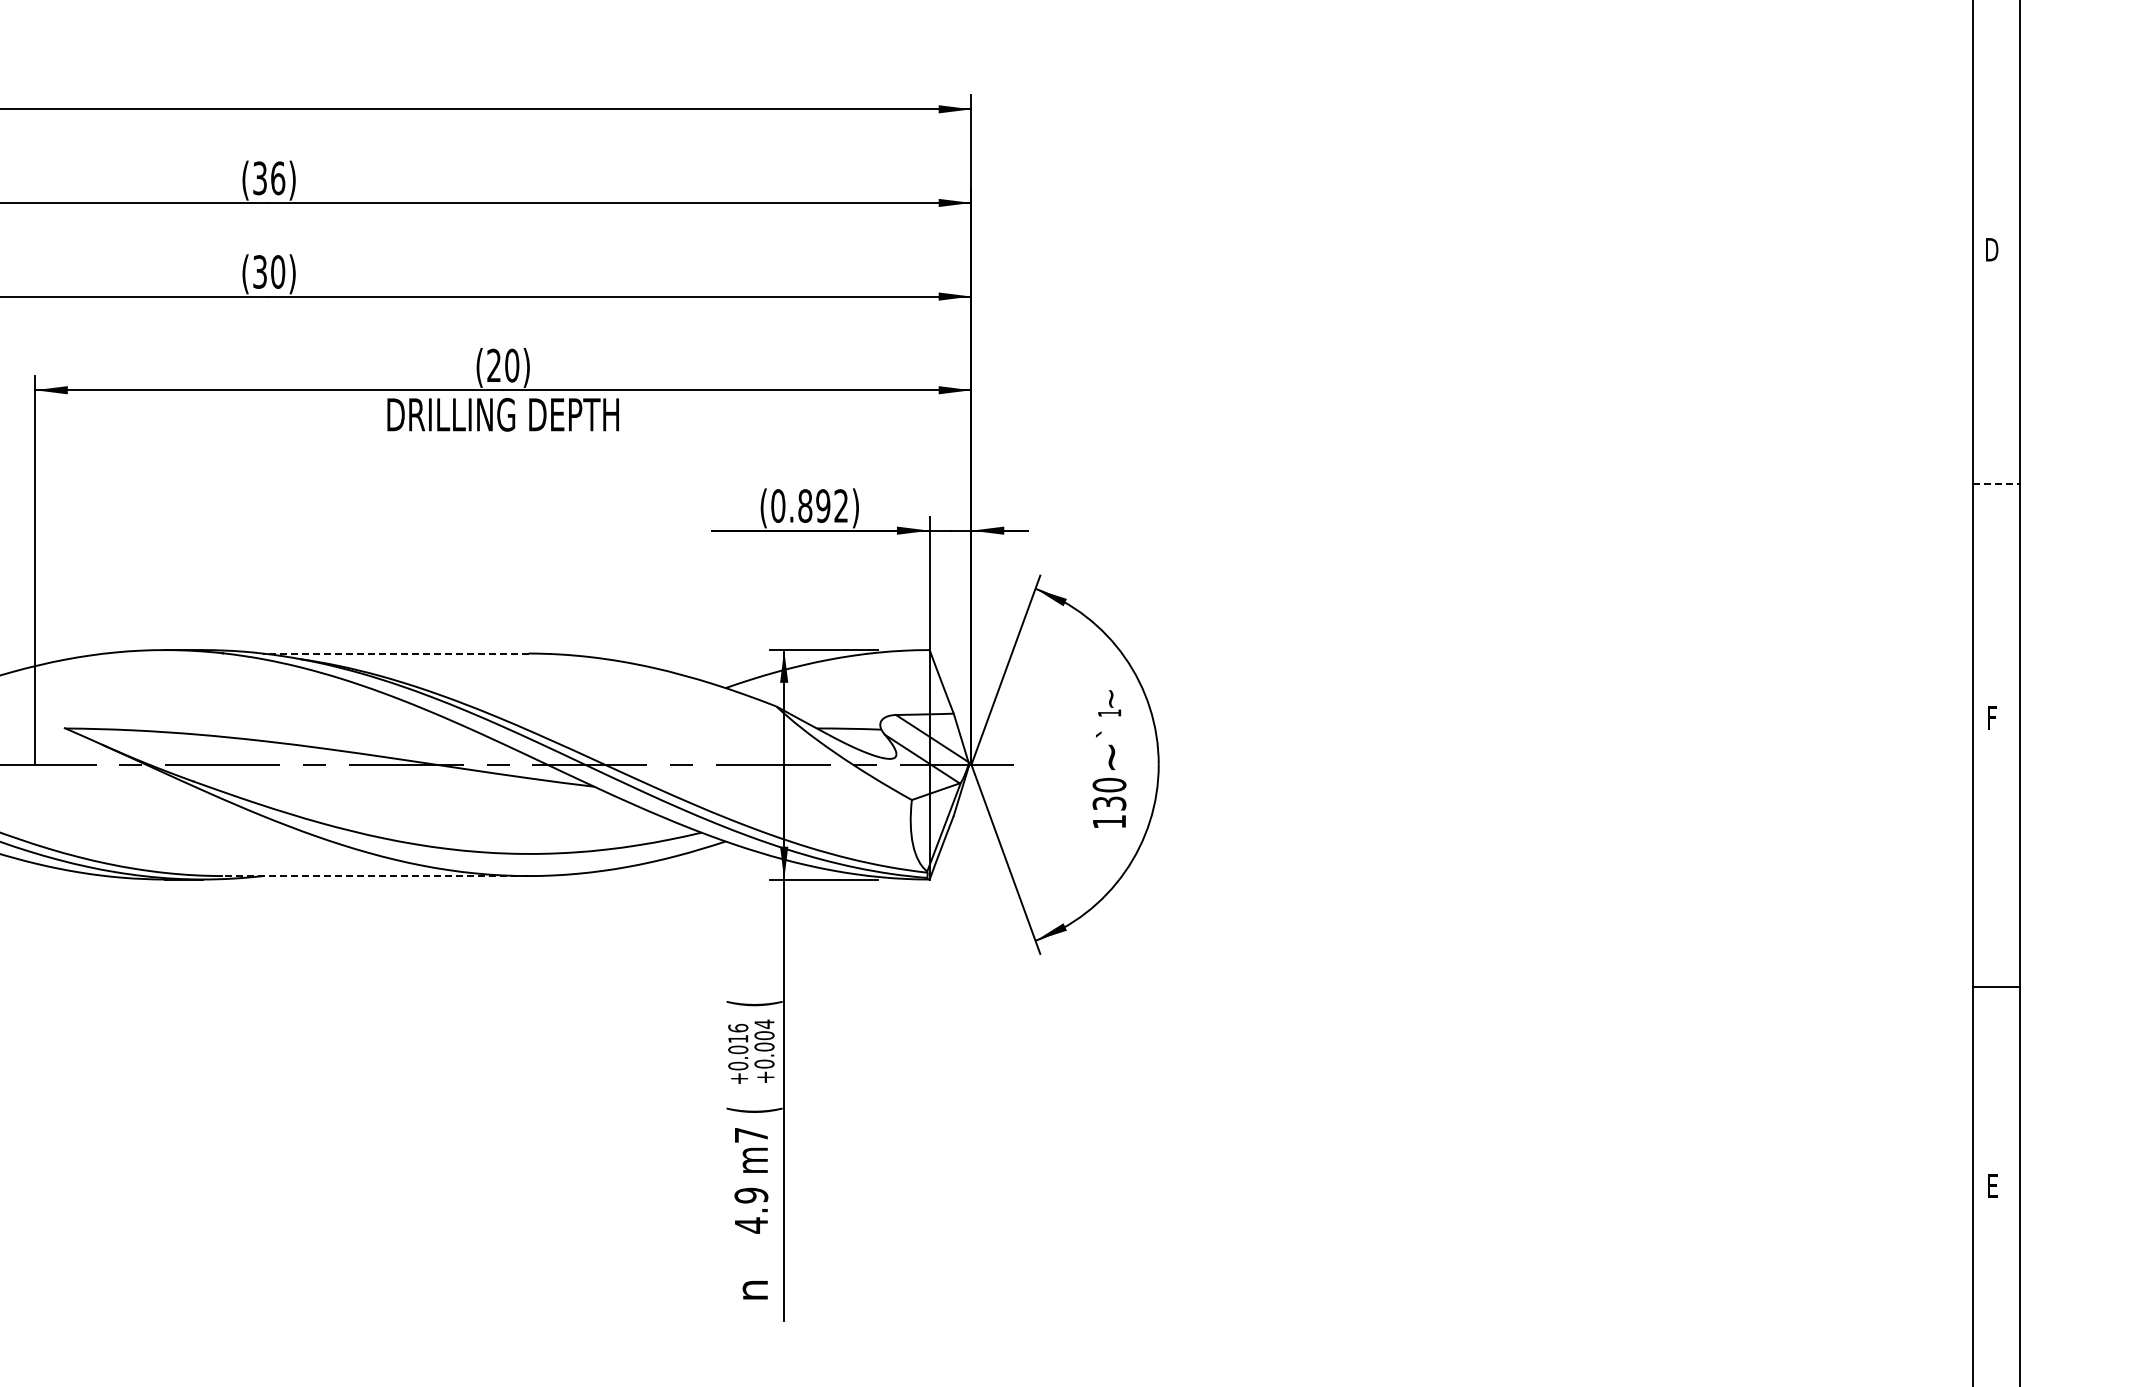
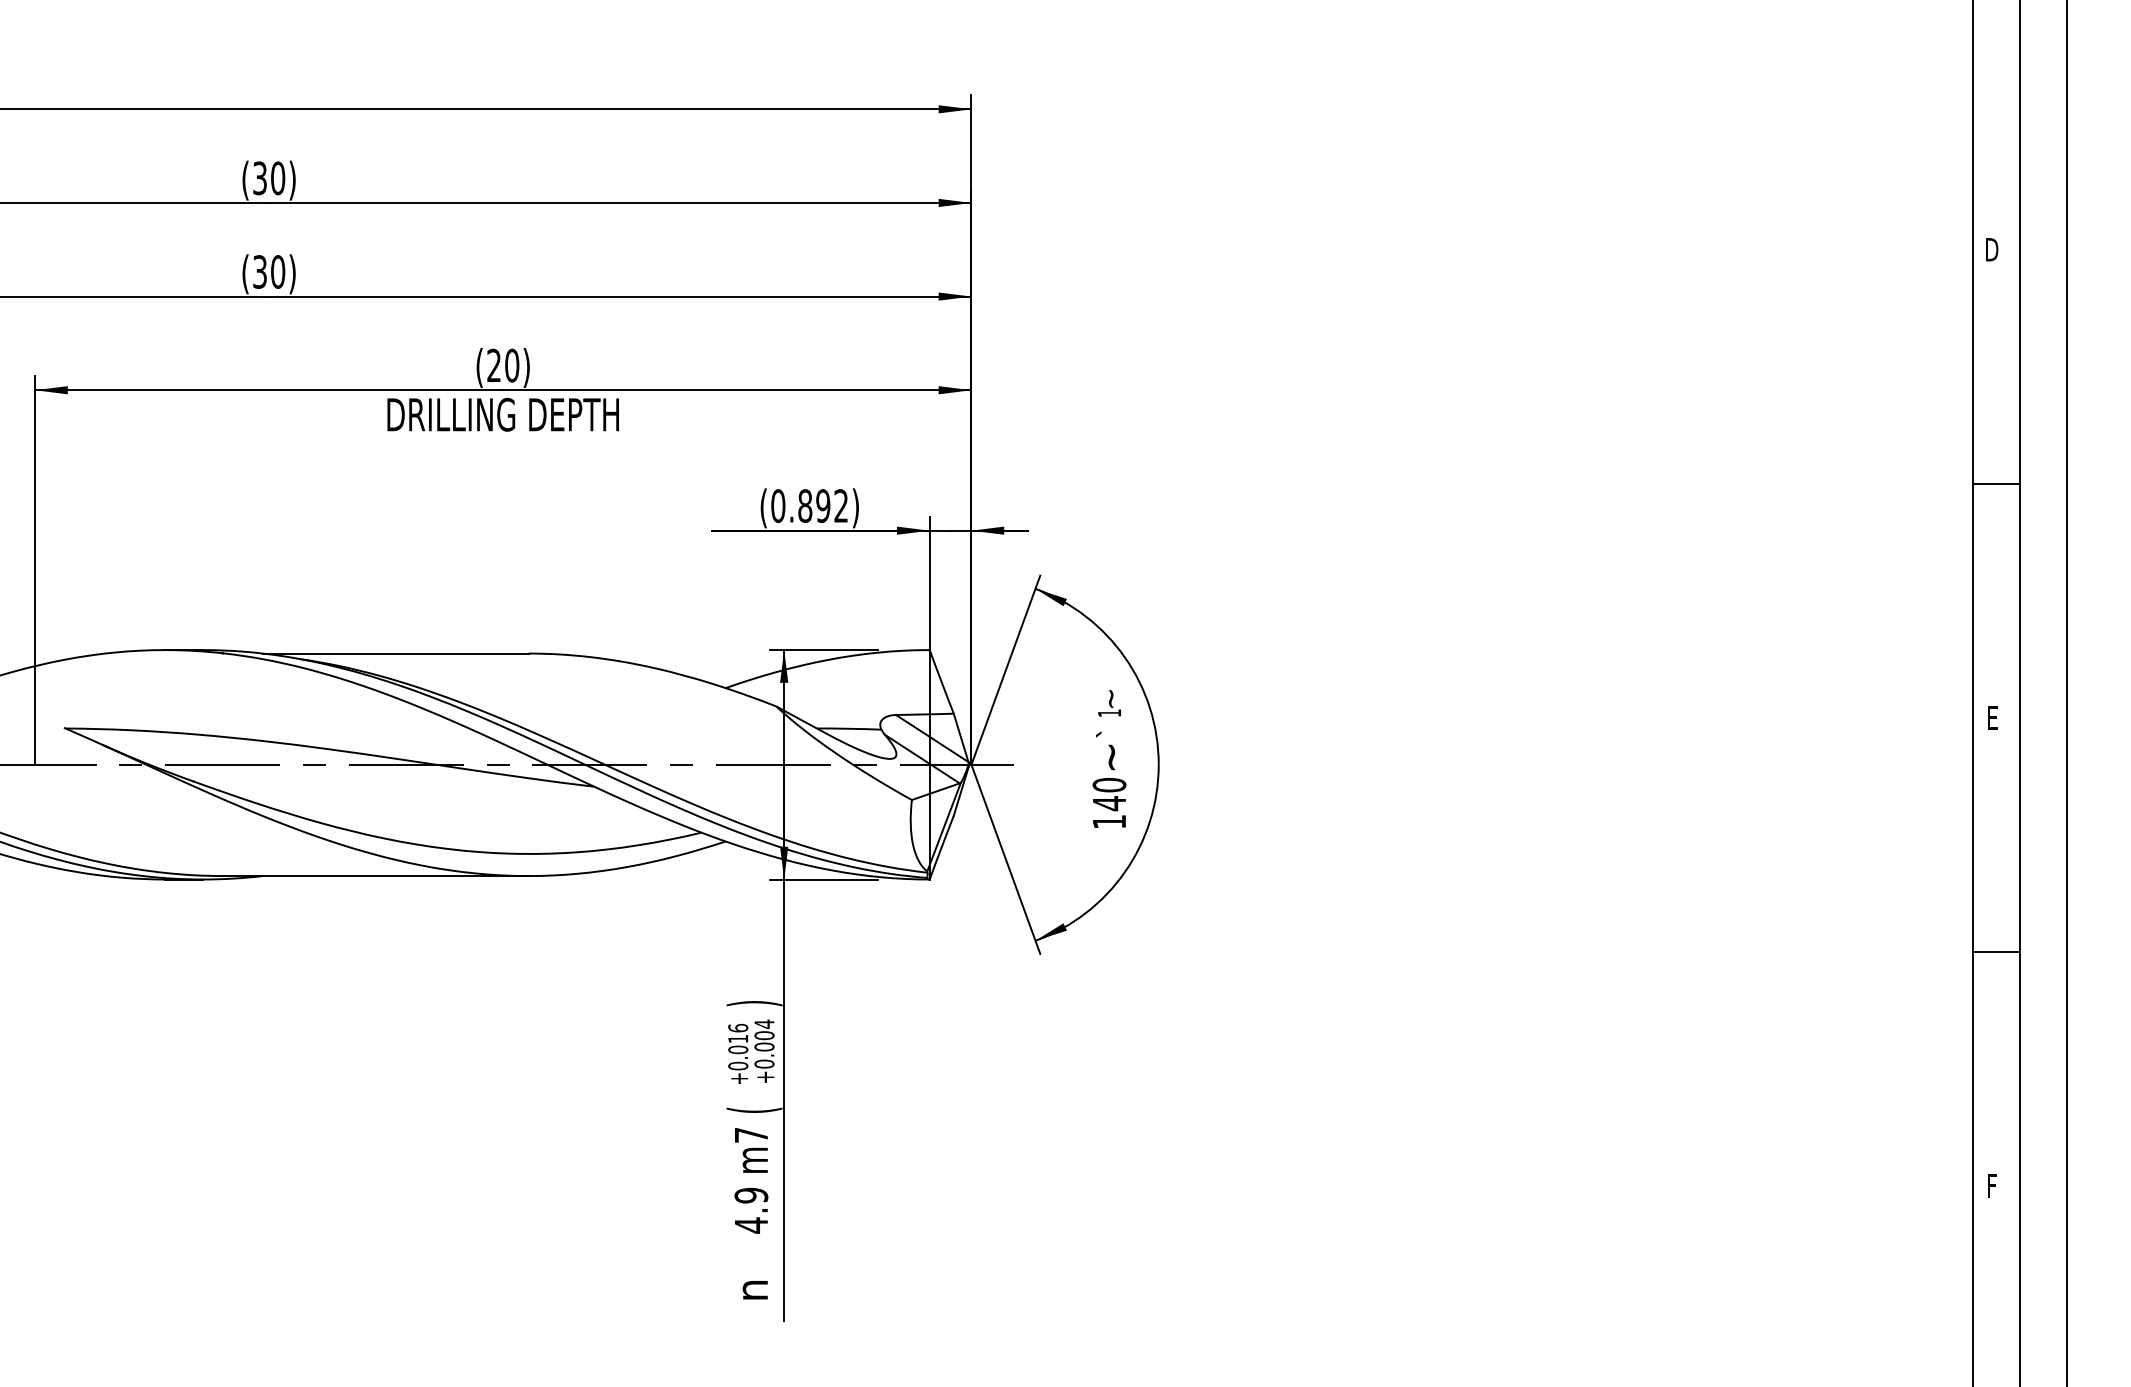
text: (36) -> (30) (278, 178)
line: dashed -> solid (1997, 483)
line: dashed -> solid (395, 653)
line: none -> present (2067, 692)
text: F -> E (1993, 717)
text: 130 -> 140 (1109, 803)
line: dashed -> solid (375, 876)
line position: (1996, 987) -> (1996, 952) (1996, 952)
text: ( -> ) (754, 1003)
text: E -> F (1993, 1185)
